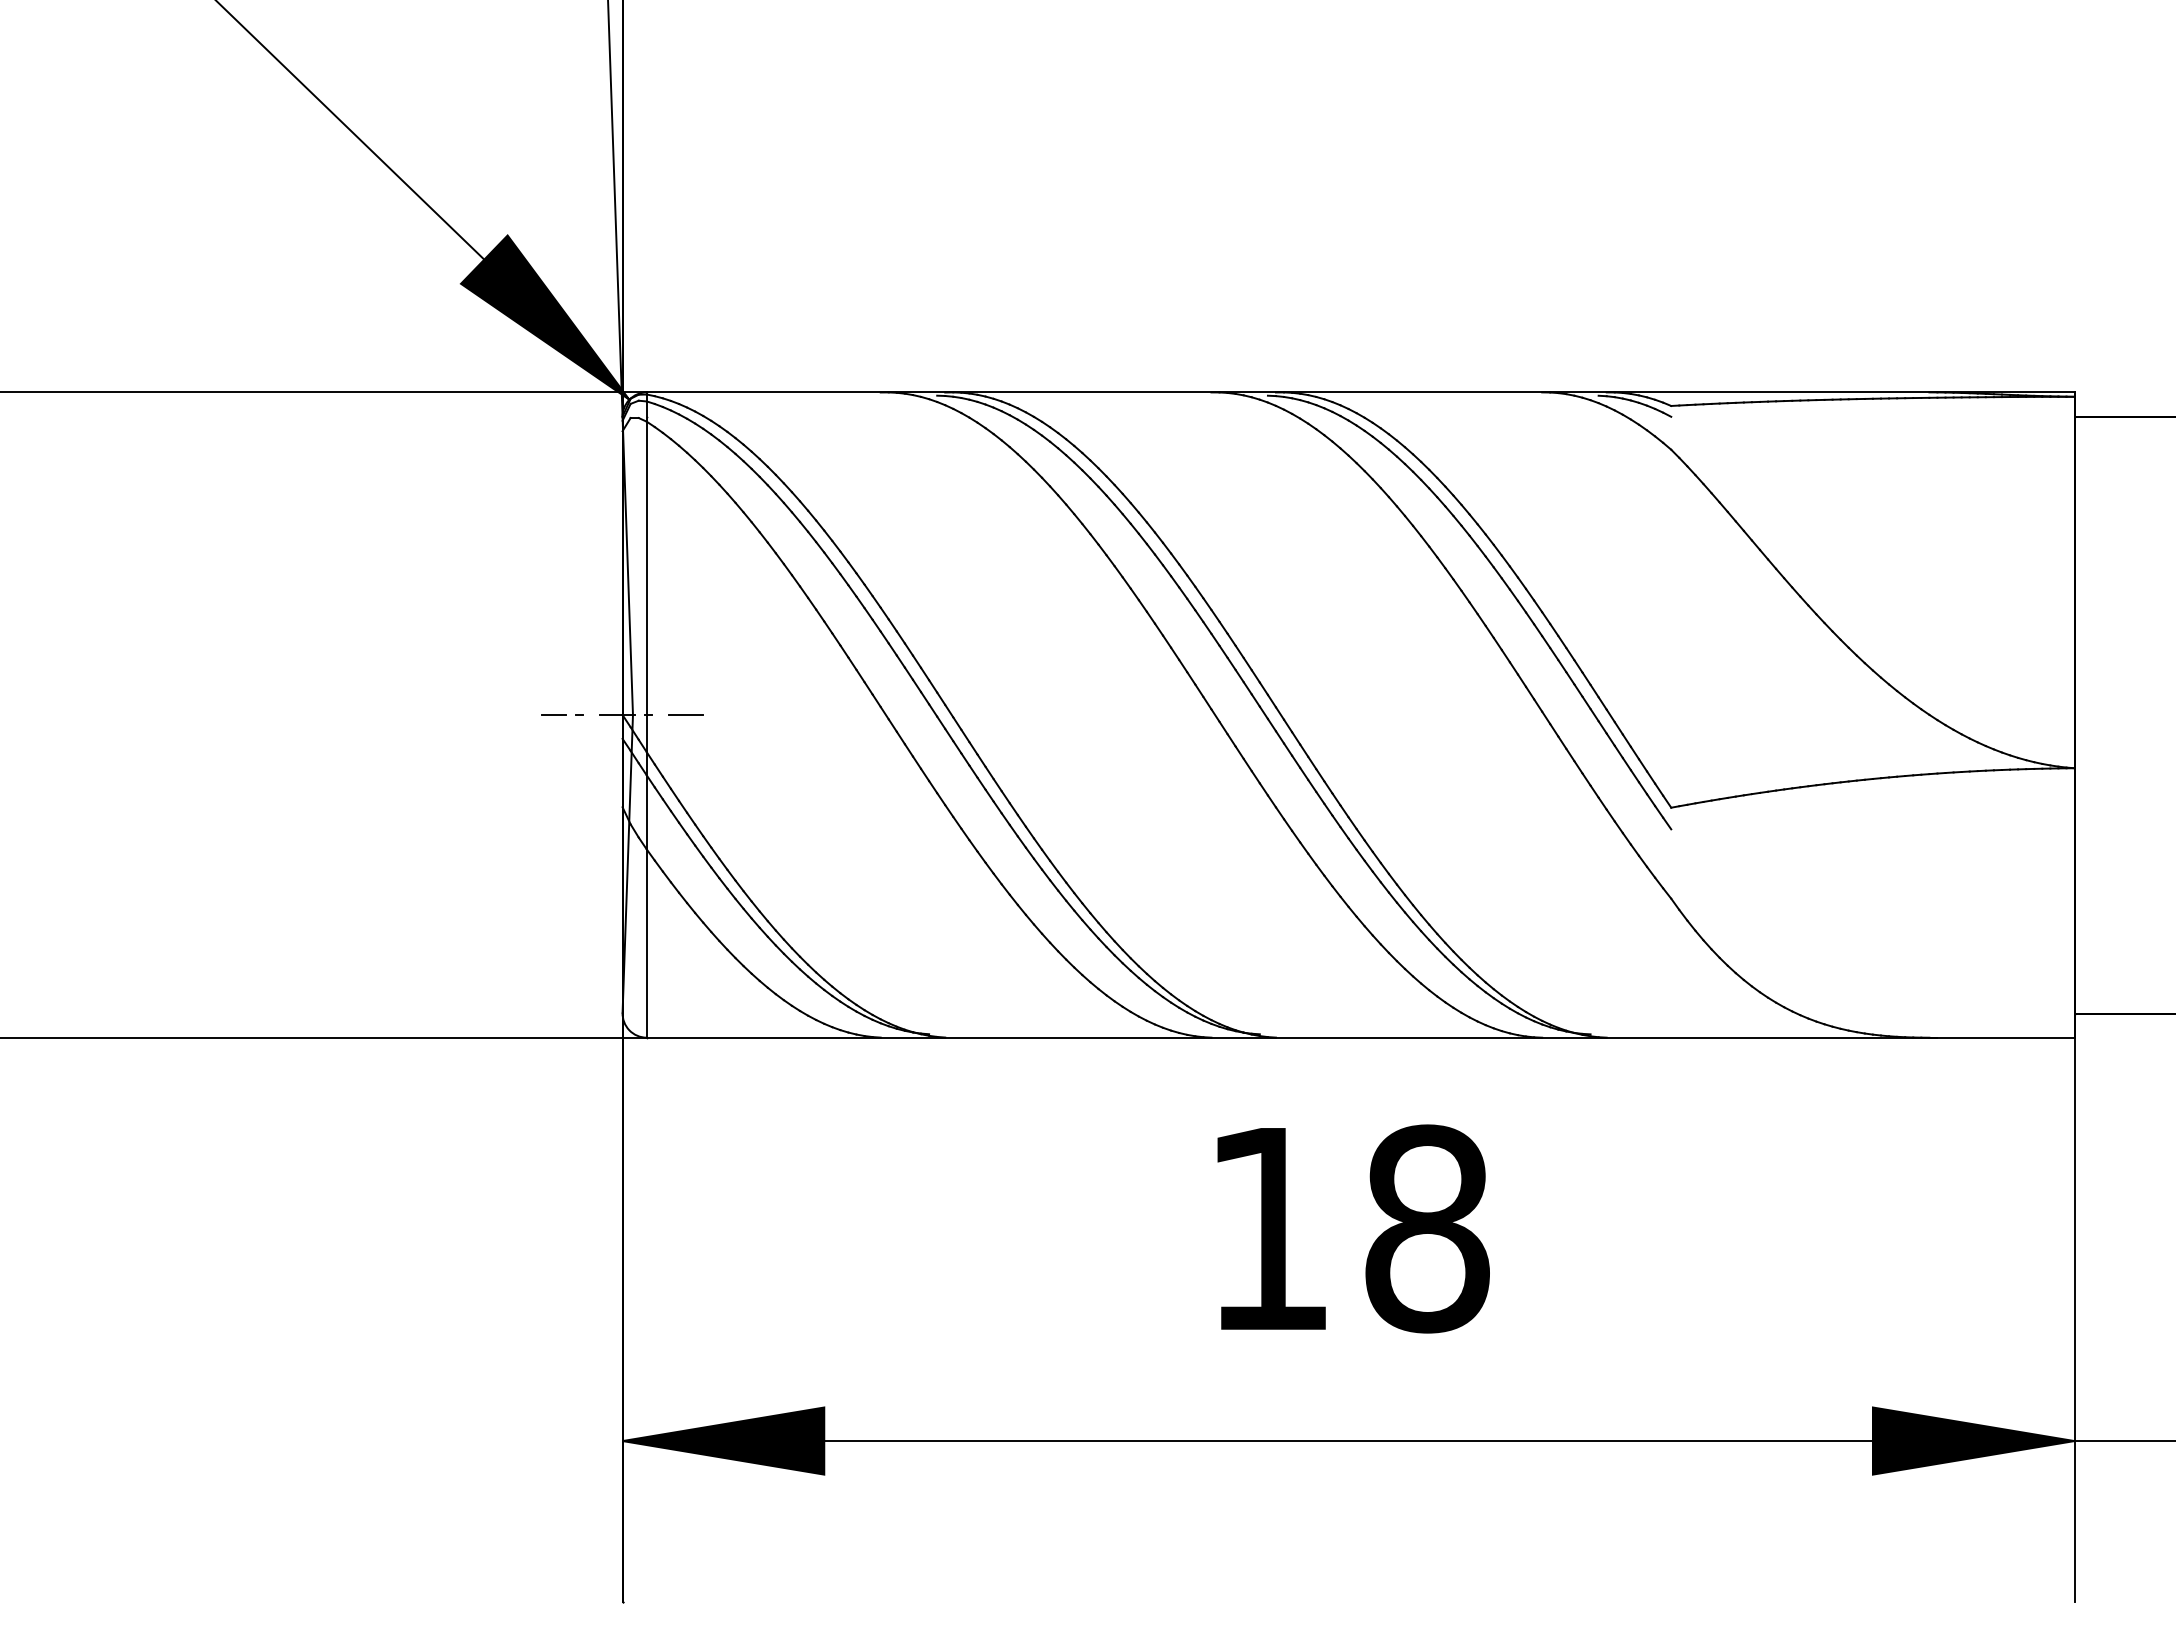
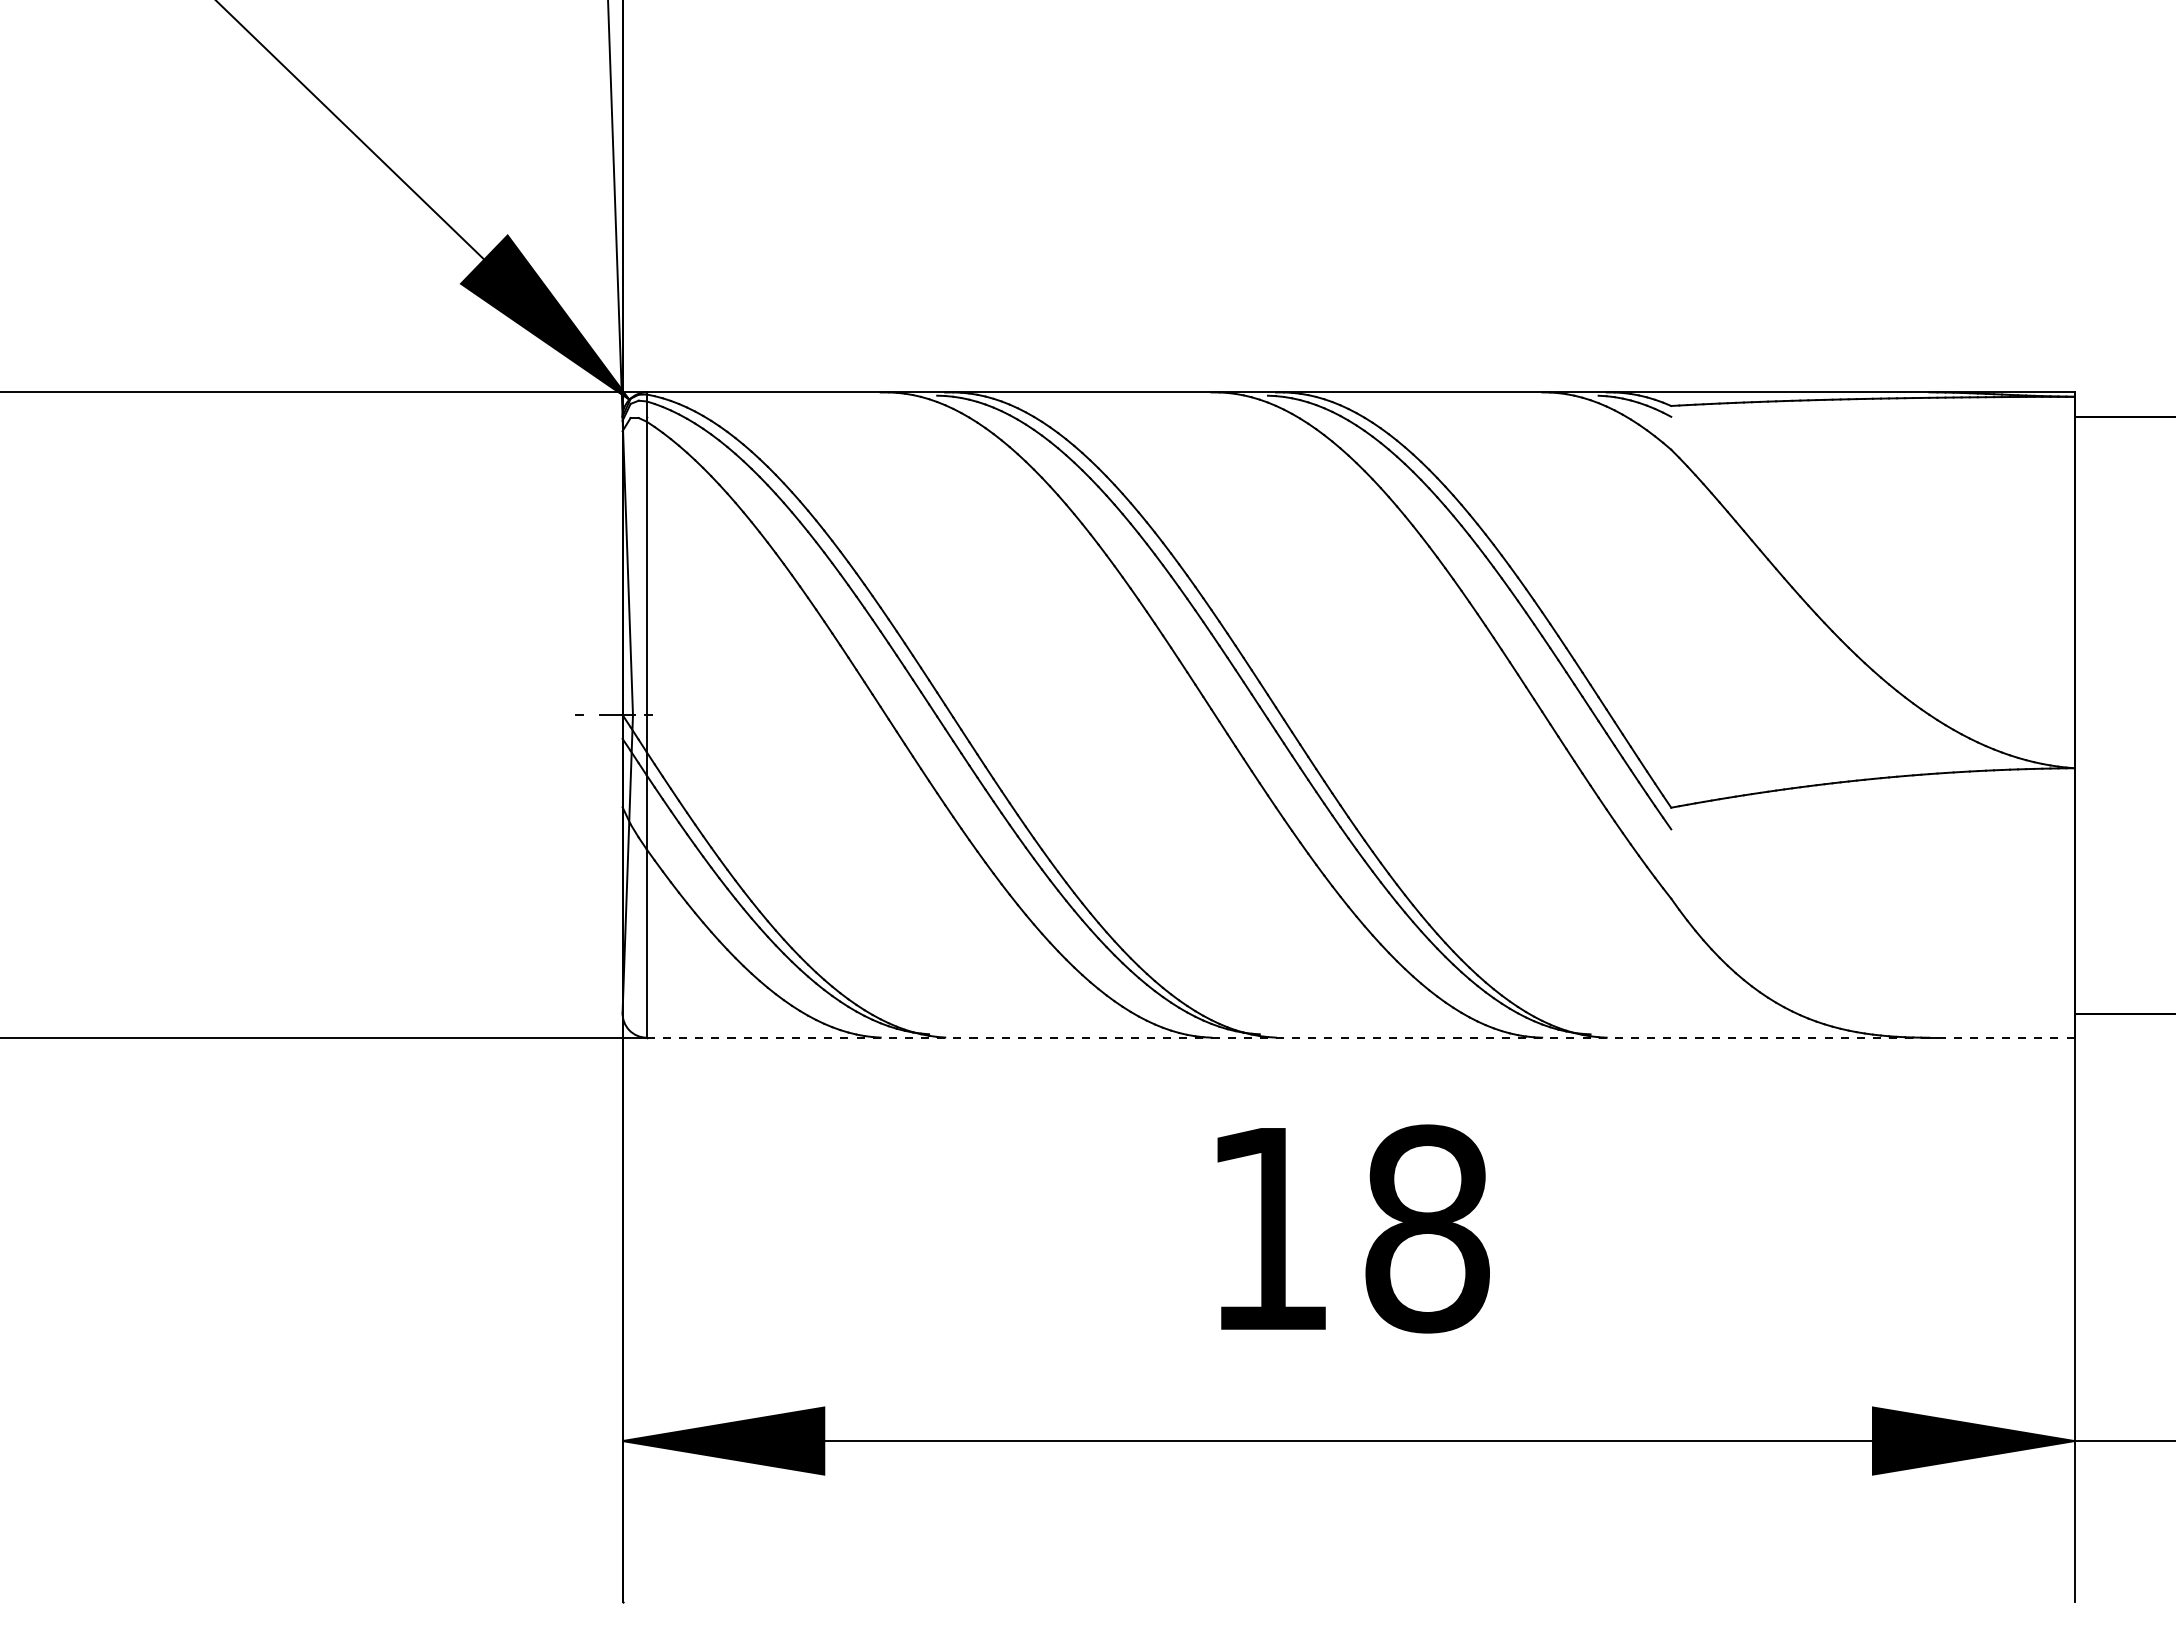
line: present -> none (685, 714)
line: present -> none (553, 715)
line: solid -> dashed (1360, 1037)
